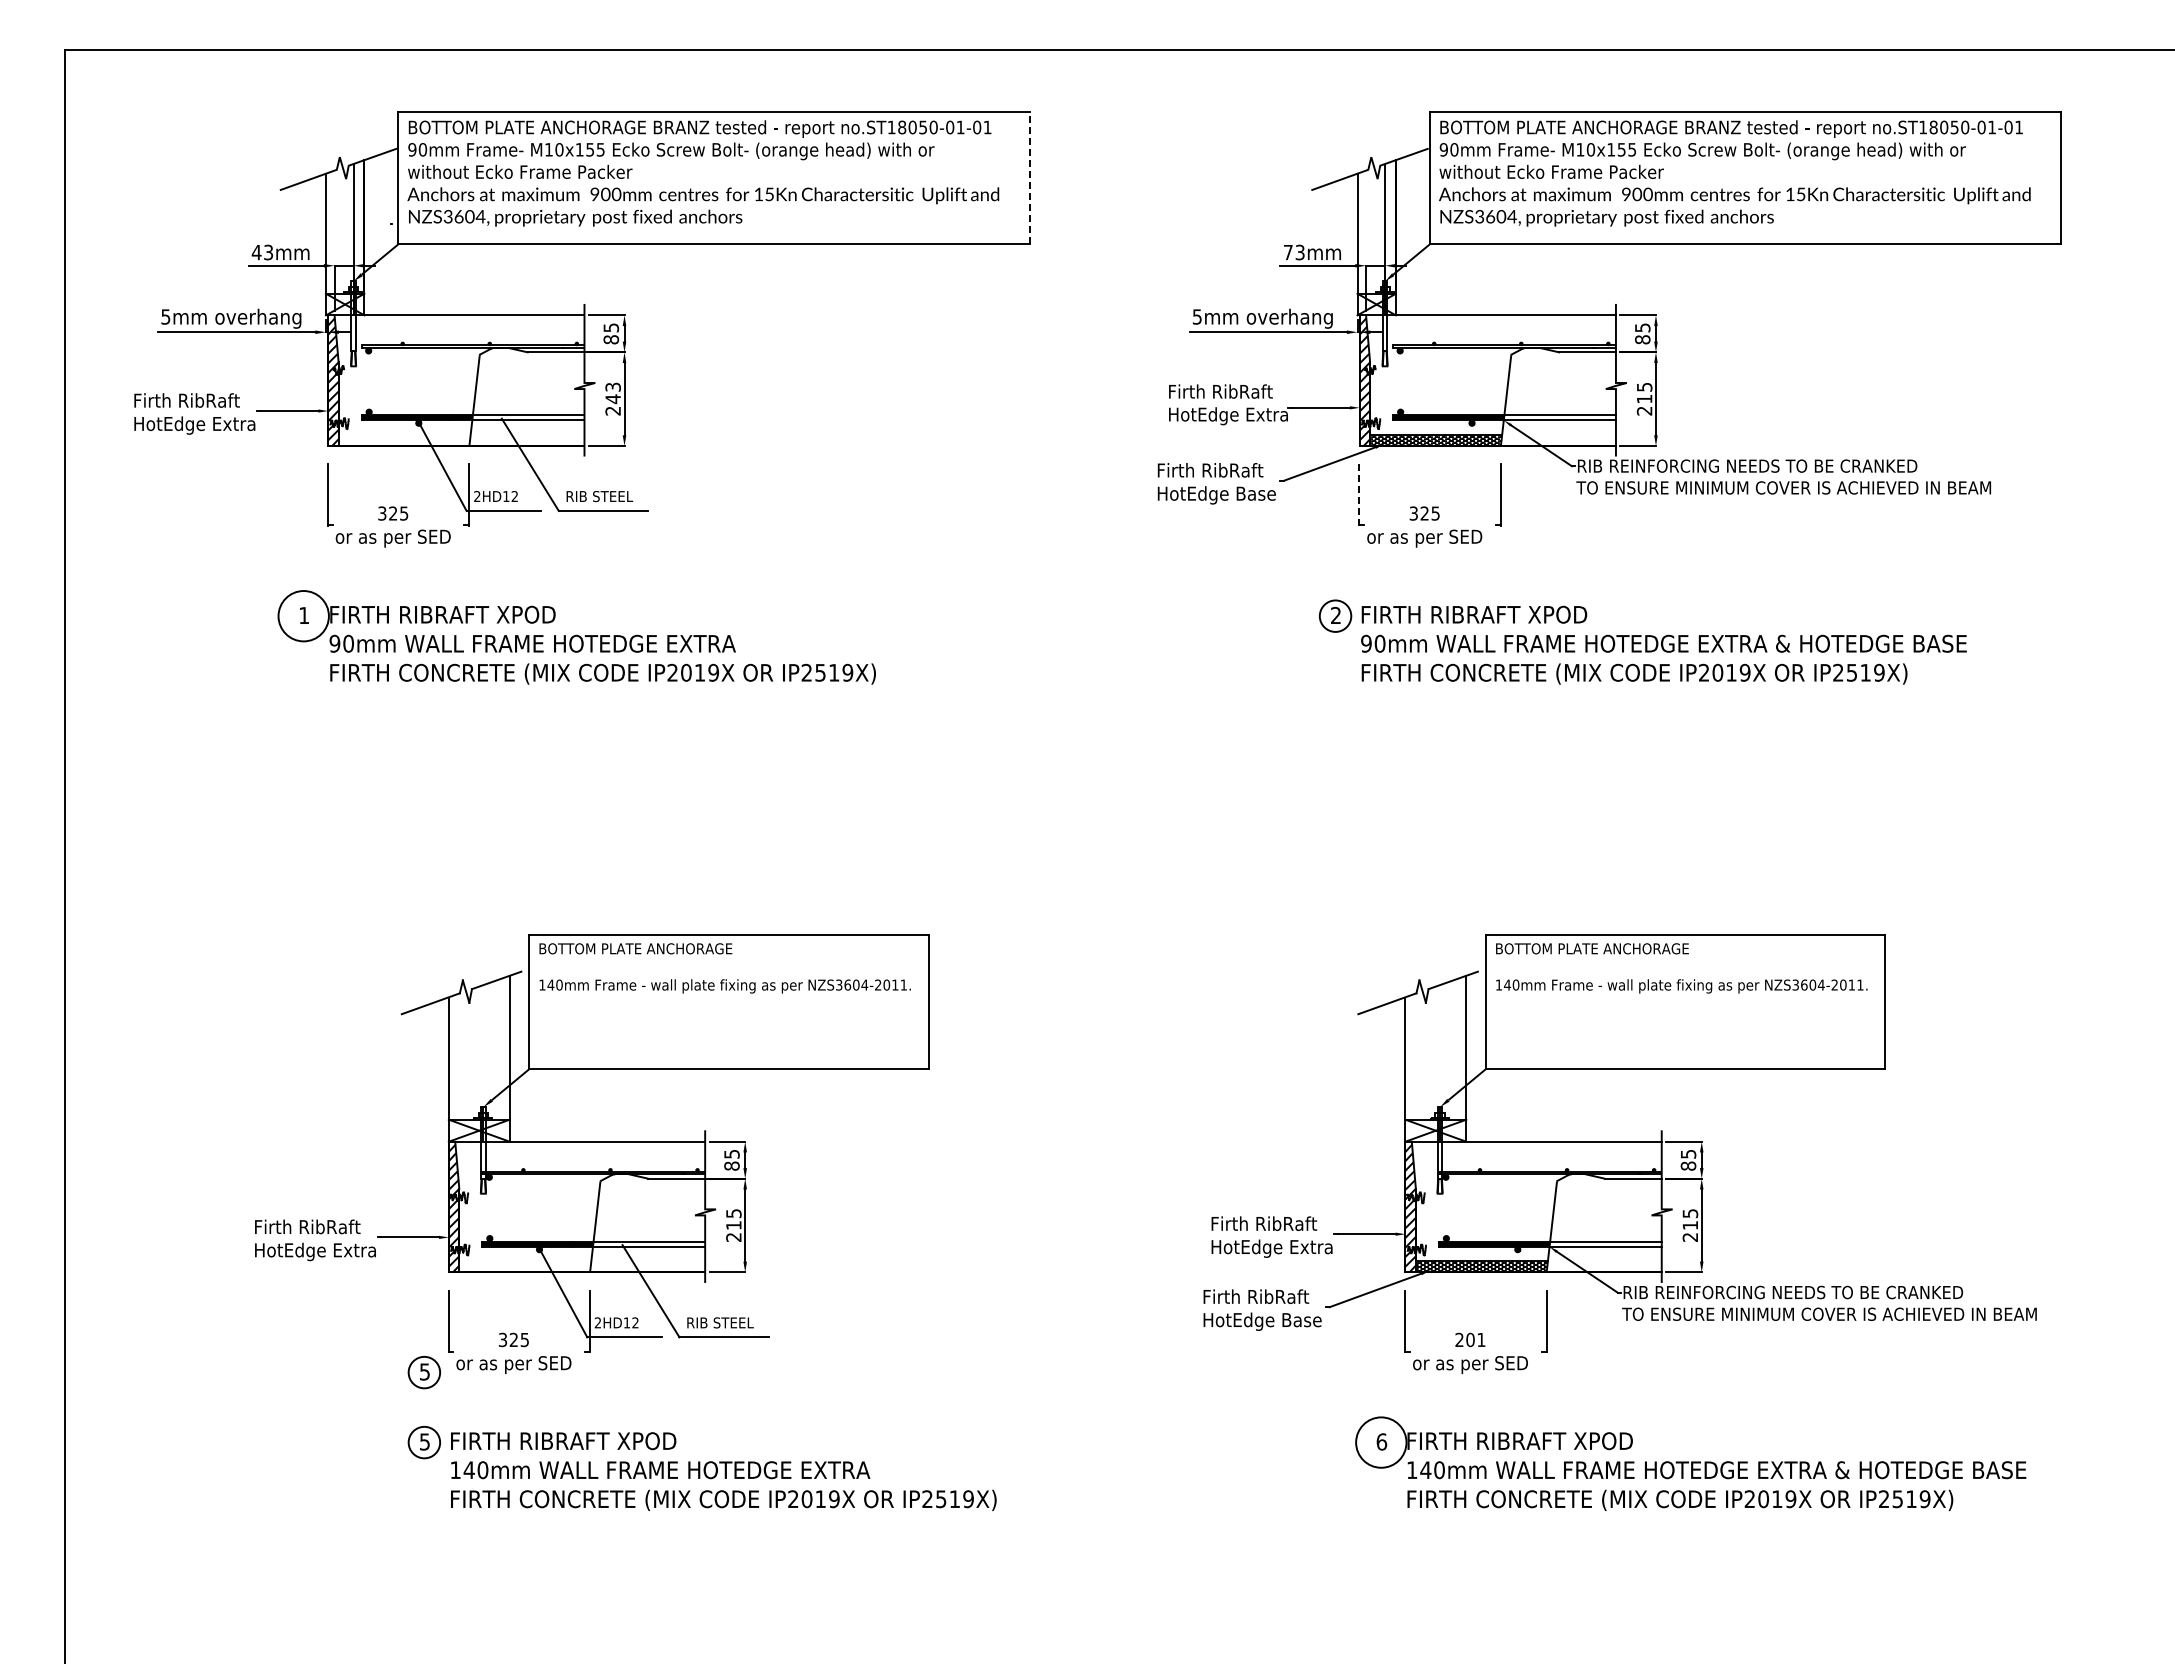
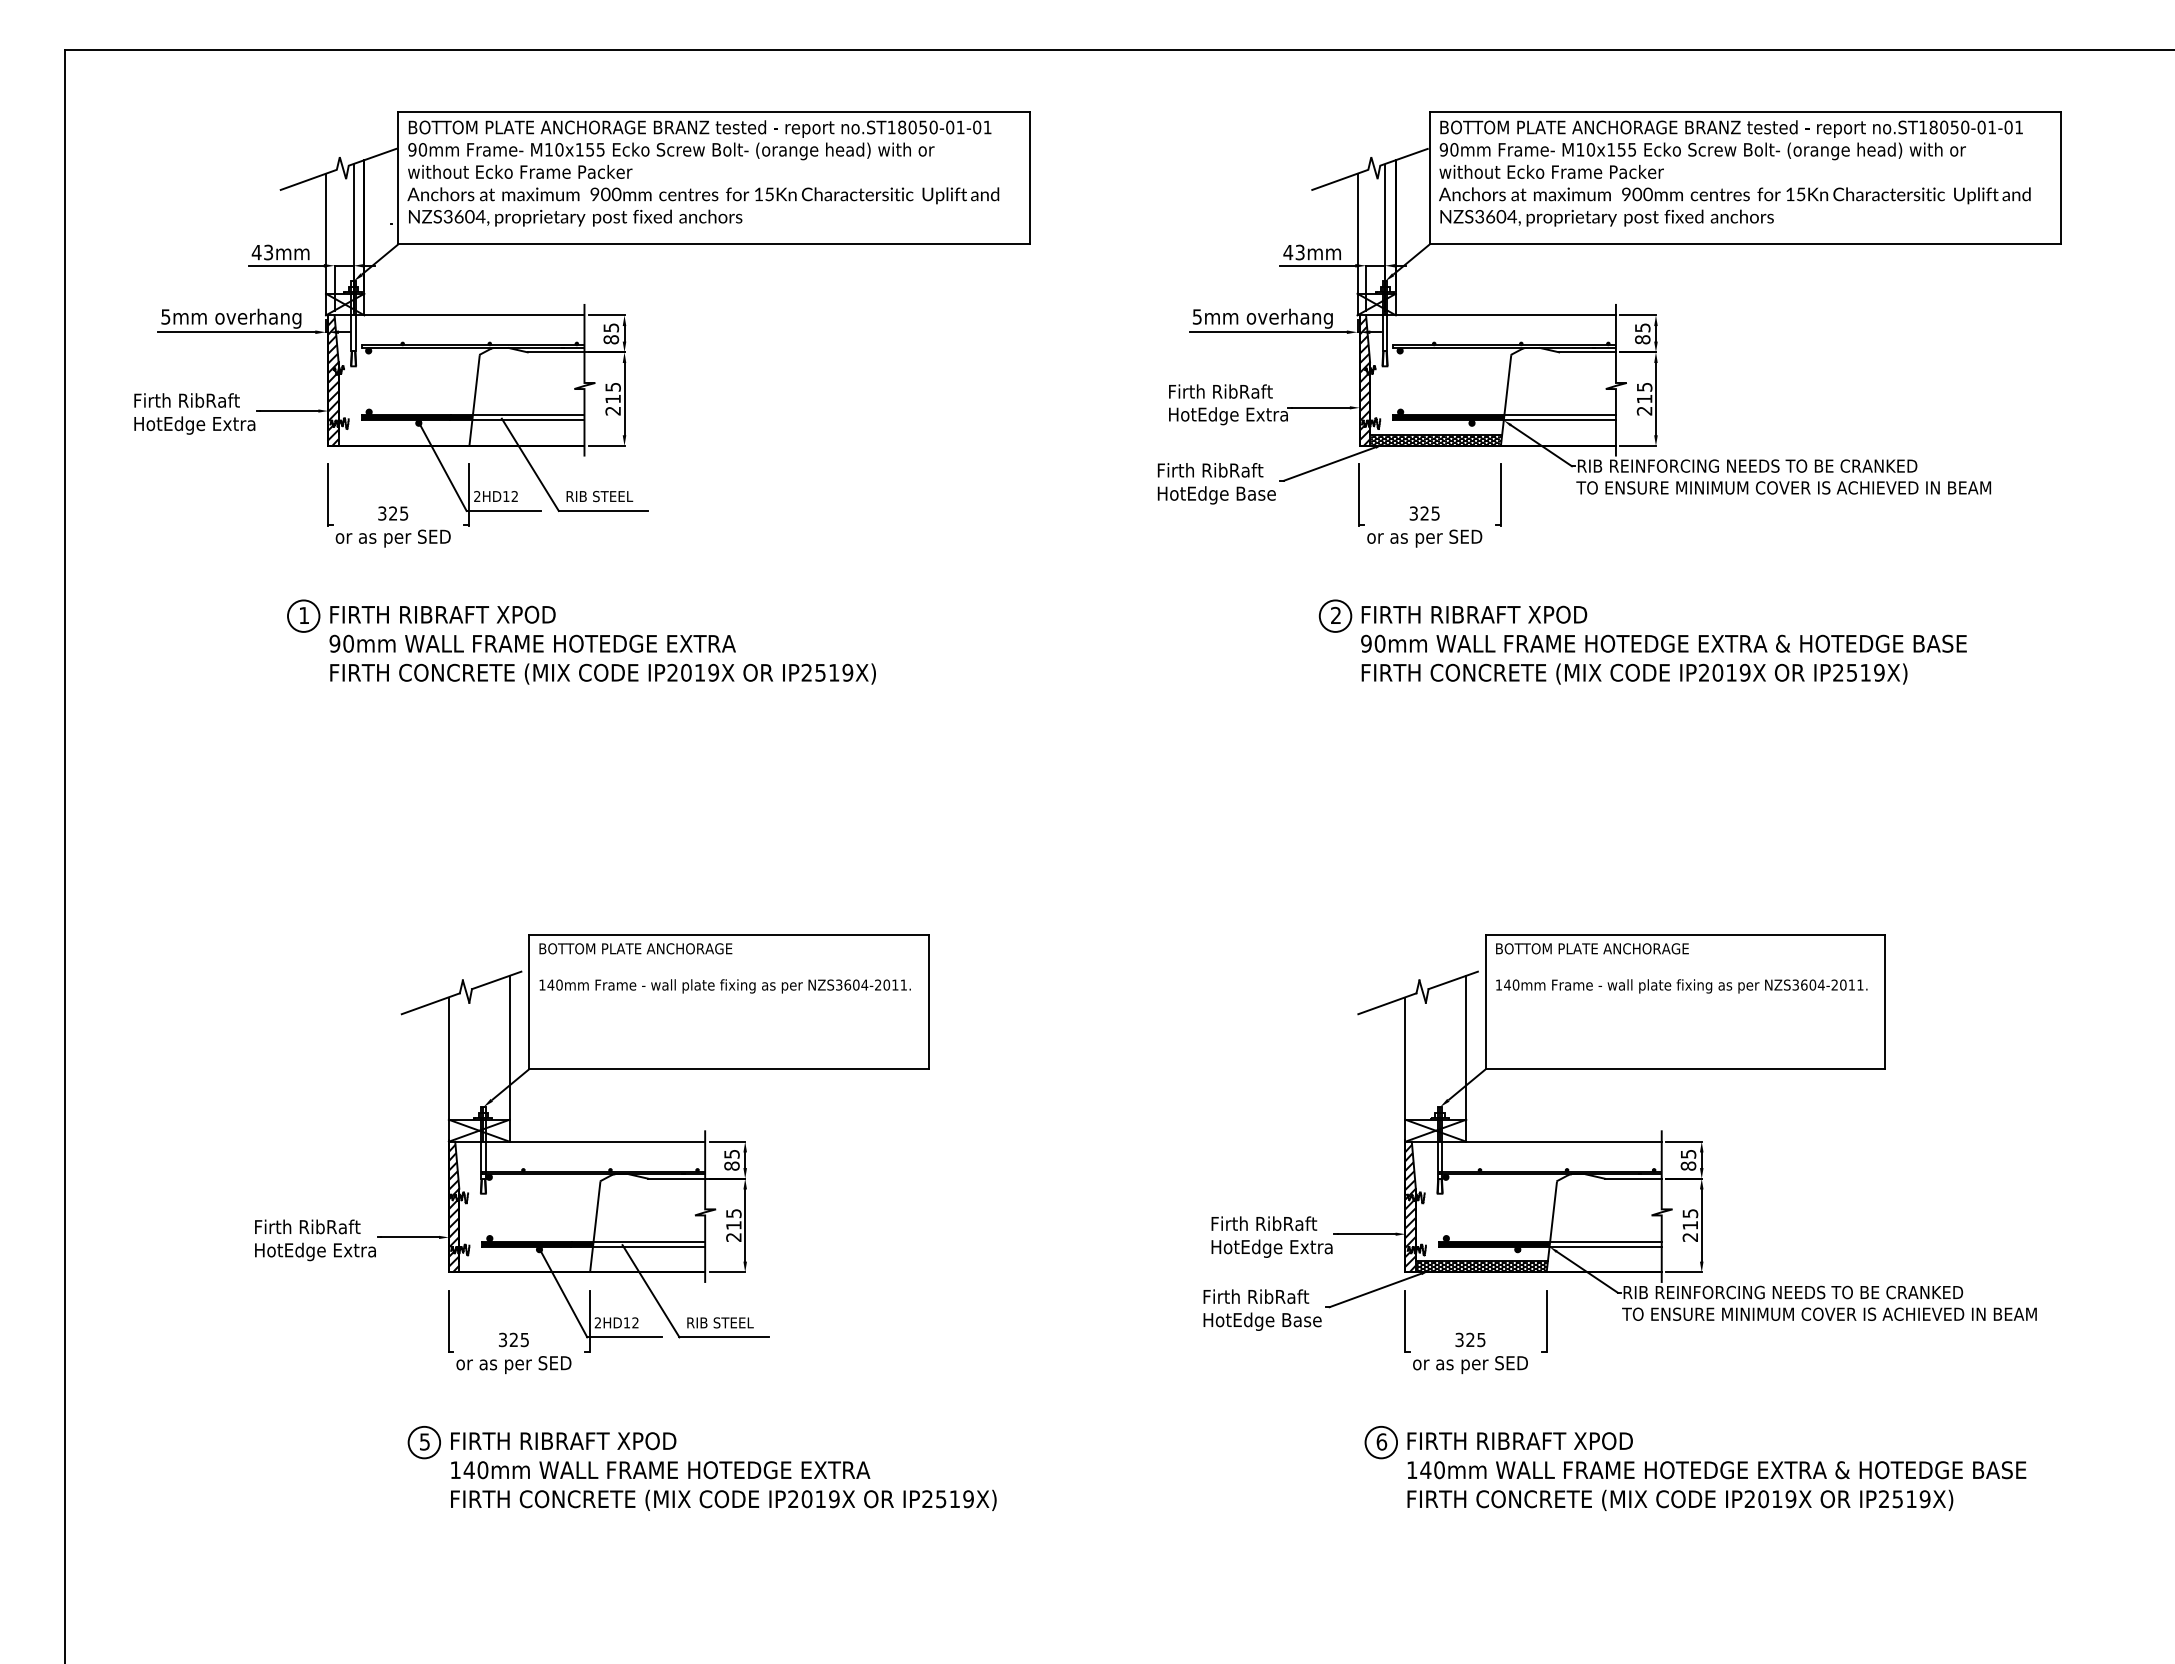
line: dashed -> solid (1029, 177)
text: 73mm -> 43mm (1288, 252)
text: 243 -> 215 (612, 393)
line: dashed -> solid (1359, 495)
circle diameter: 50 px -> 31 px (303, 615)
text: 201 -> 325 (1470, 1339)
part: present -> none (423, 1372)
circle diameter: 50 px -> 31 px (1381, 1442)
